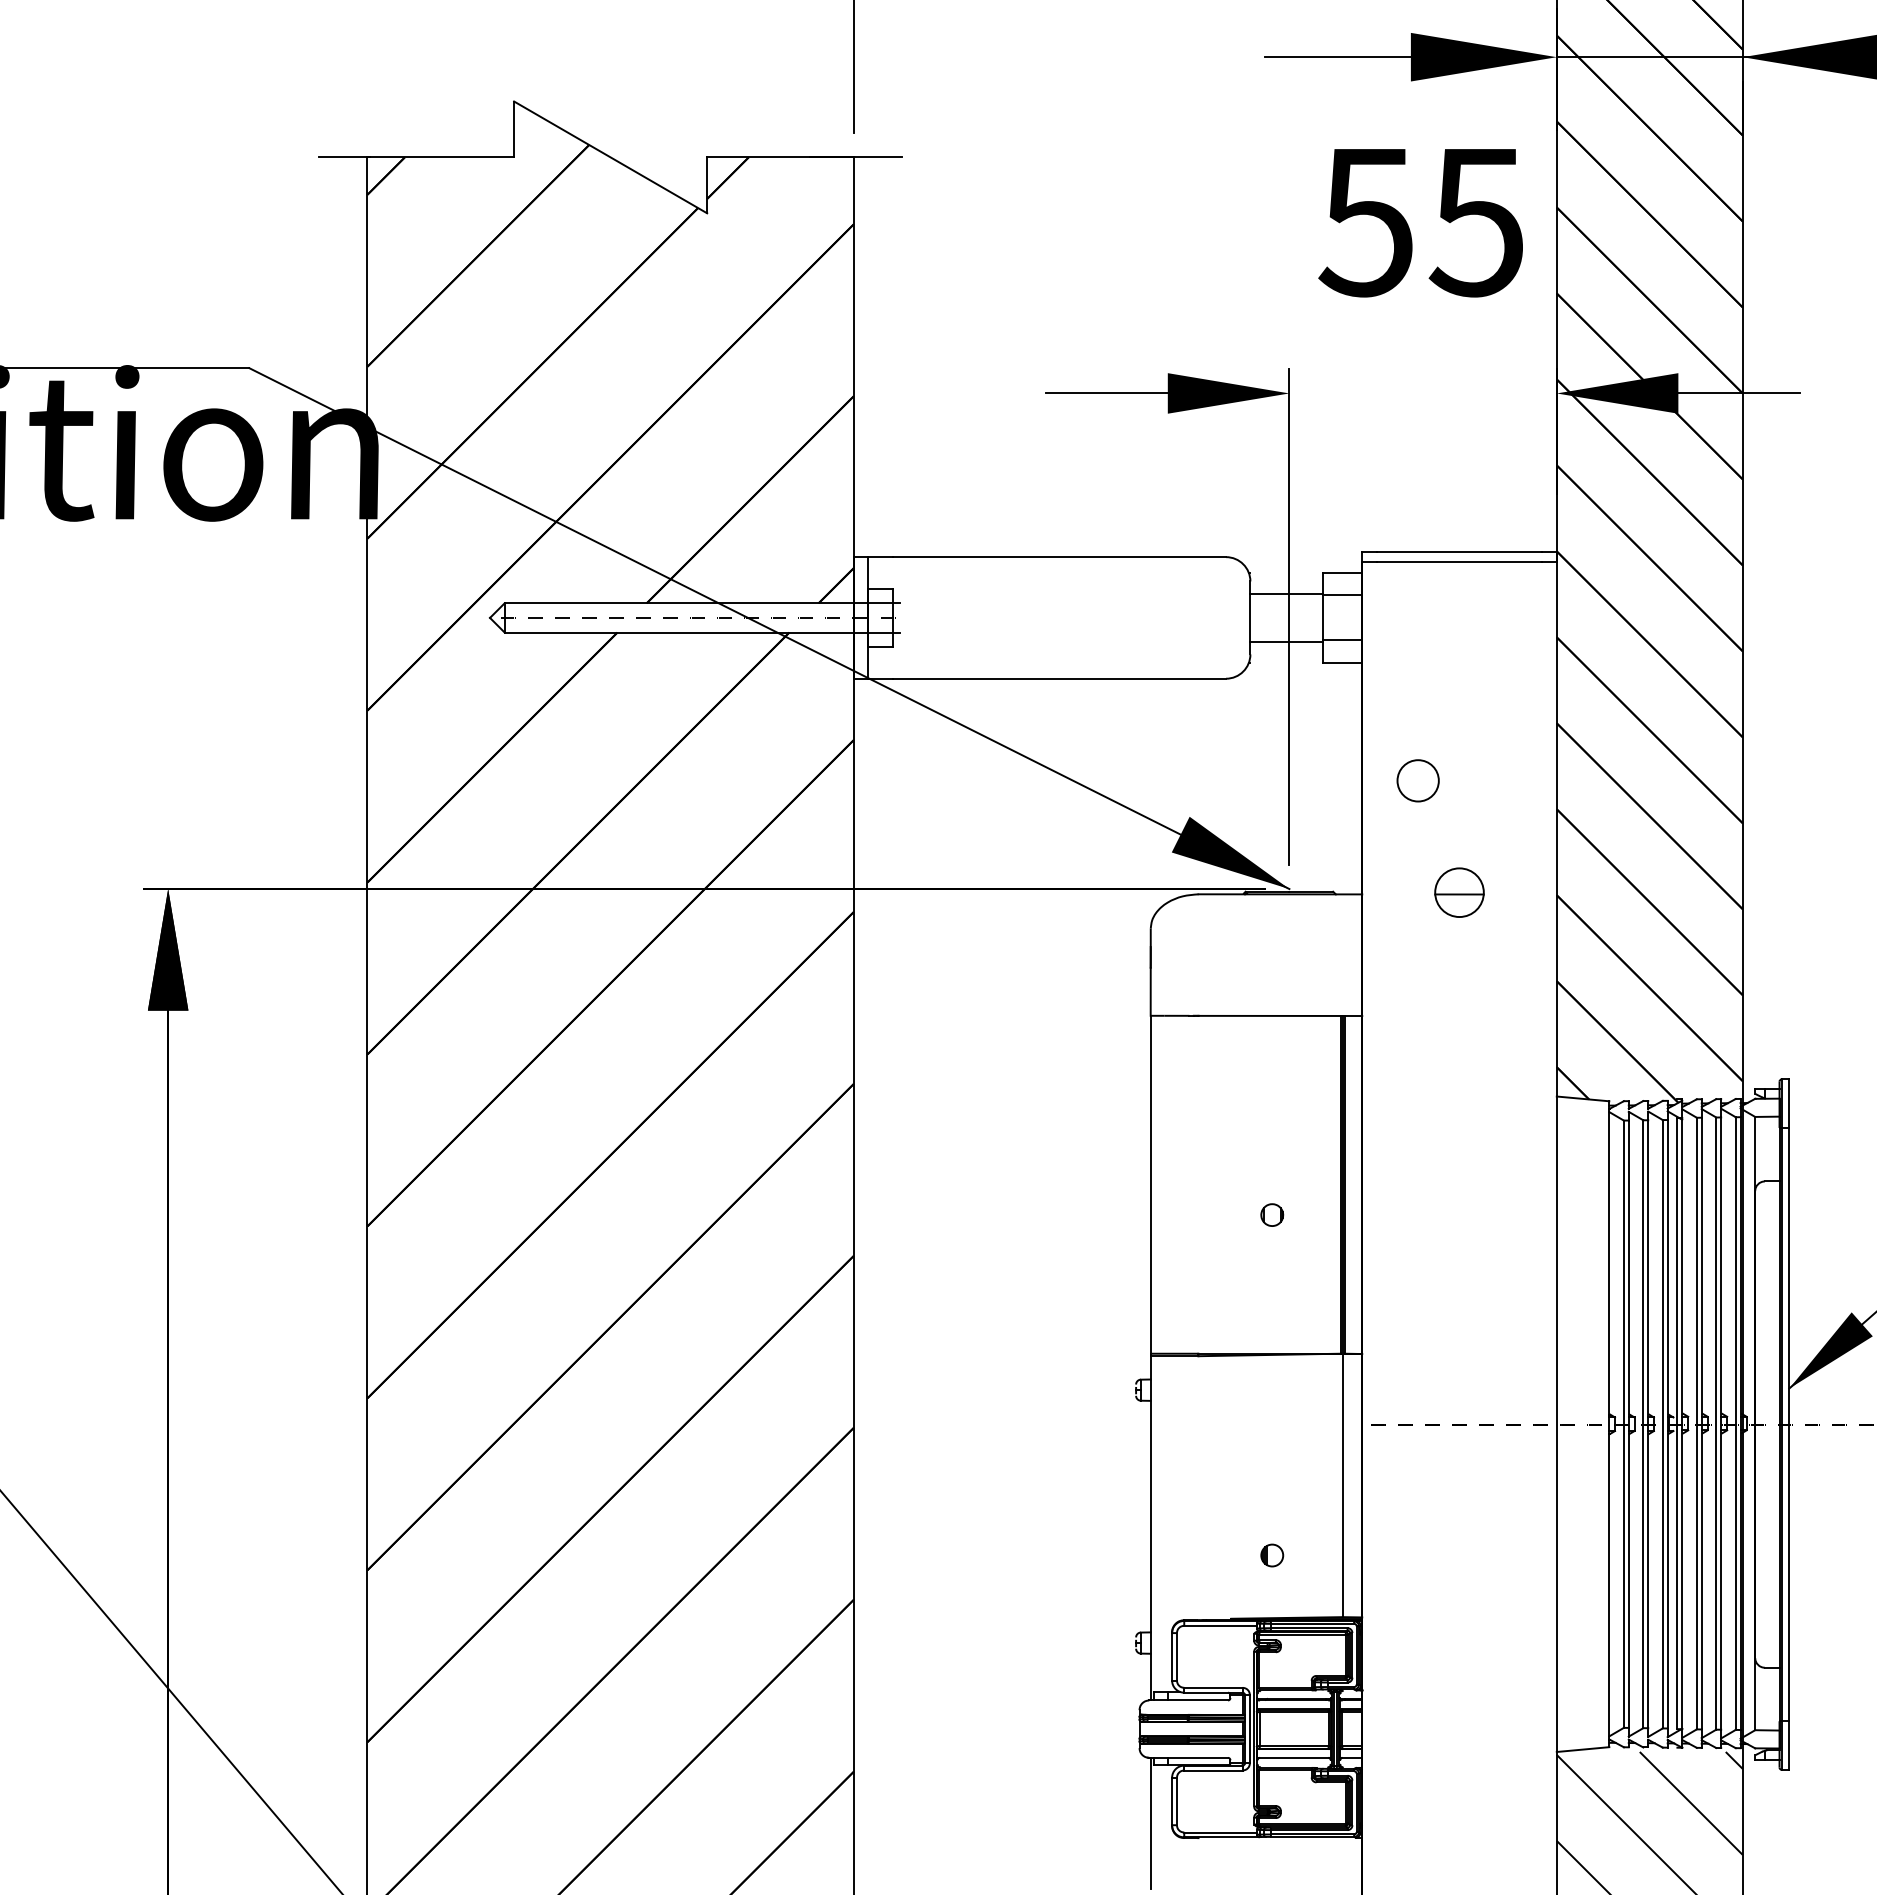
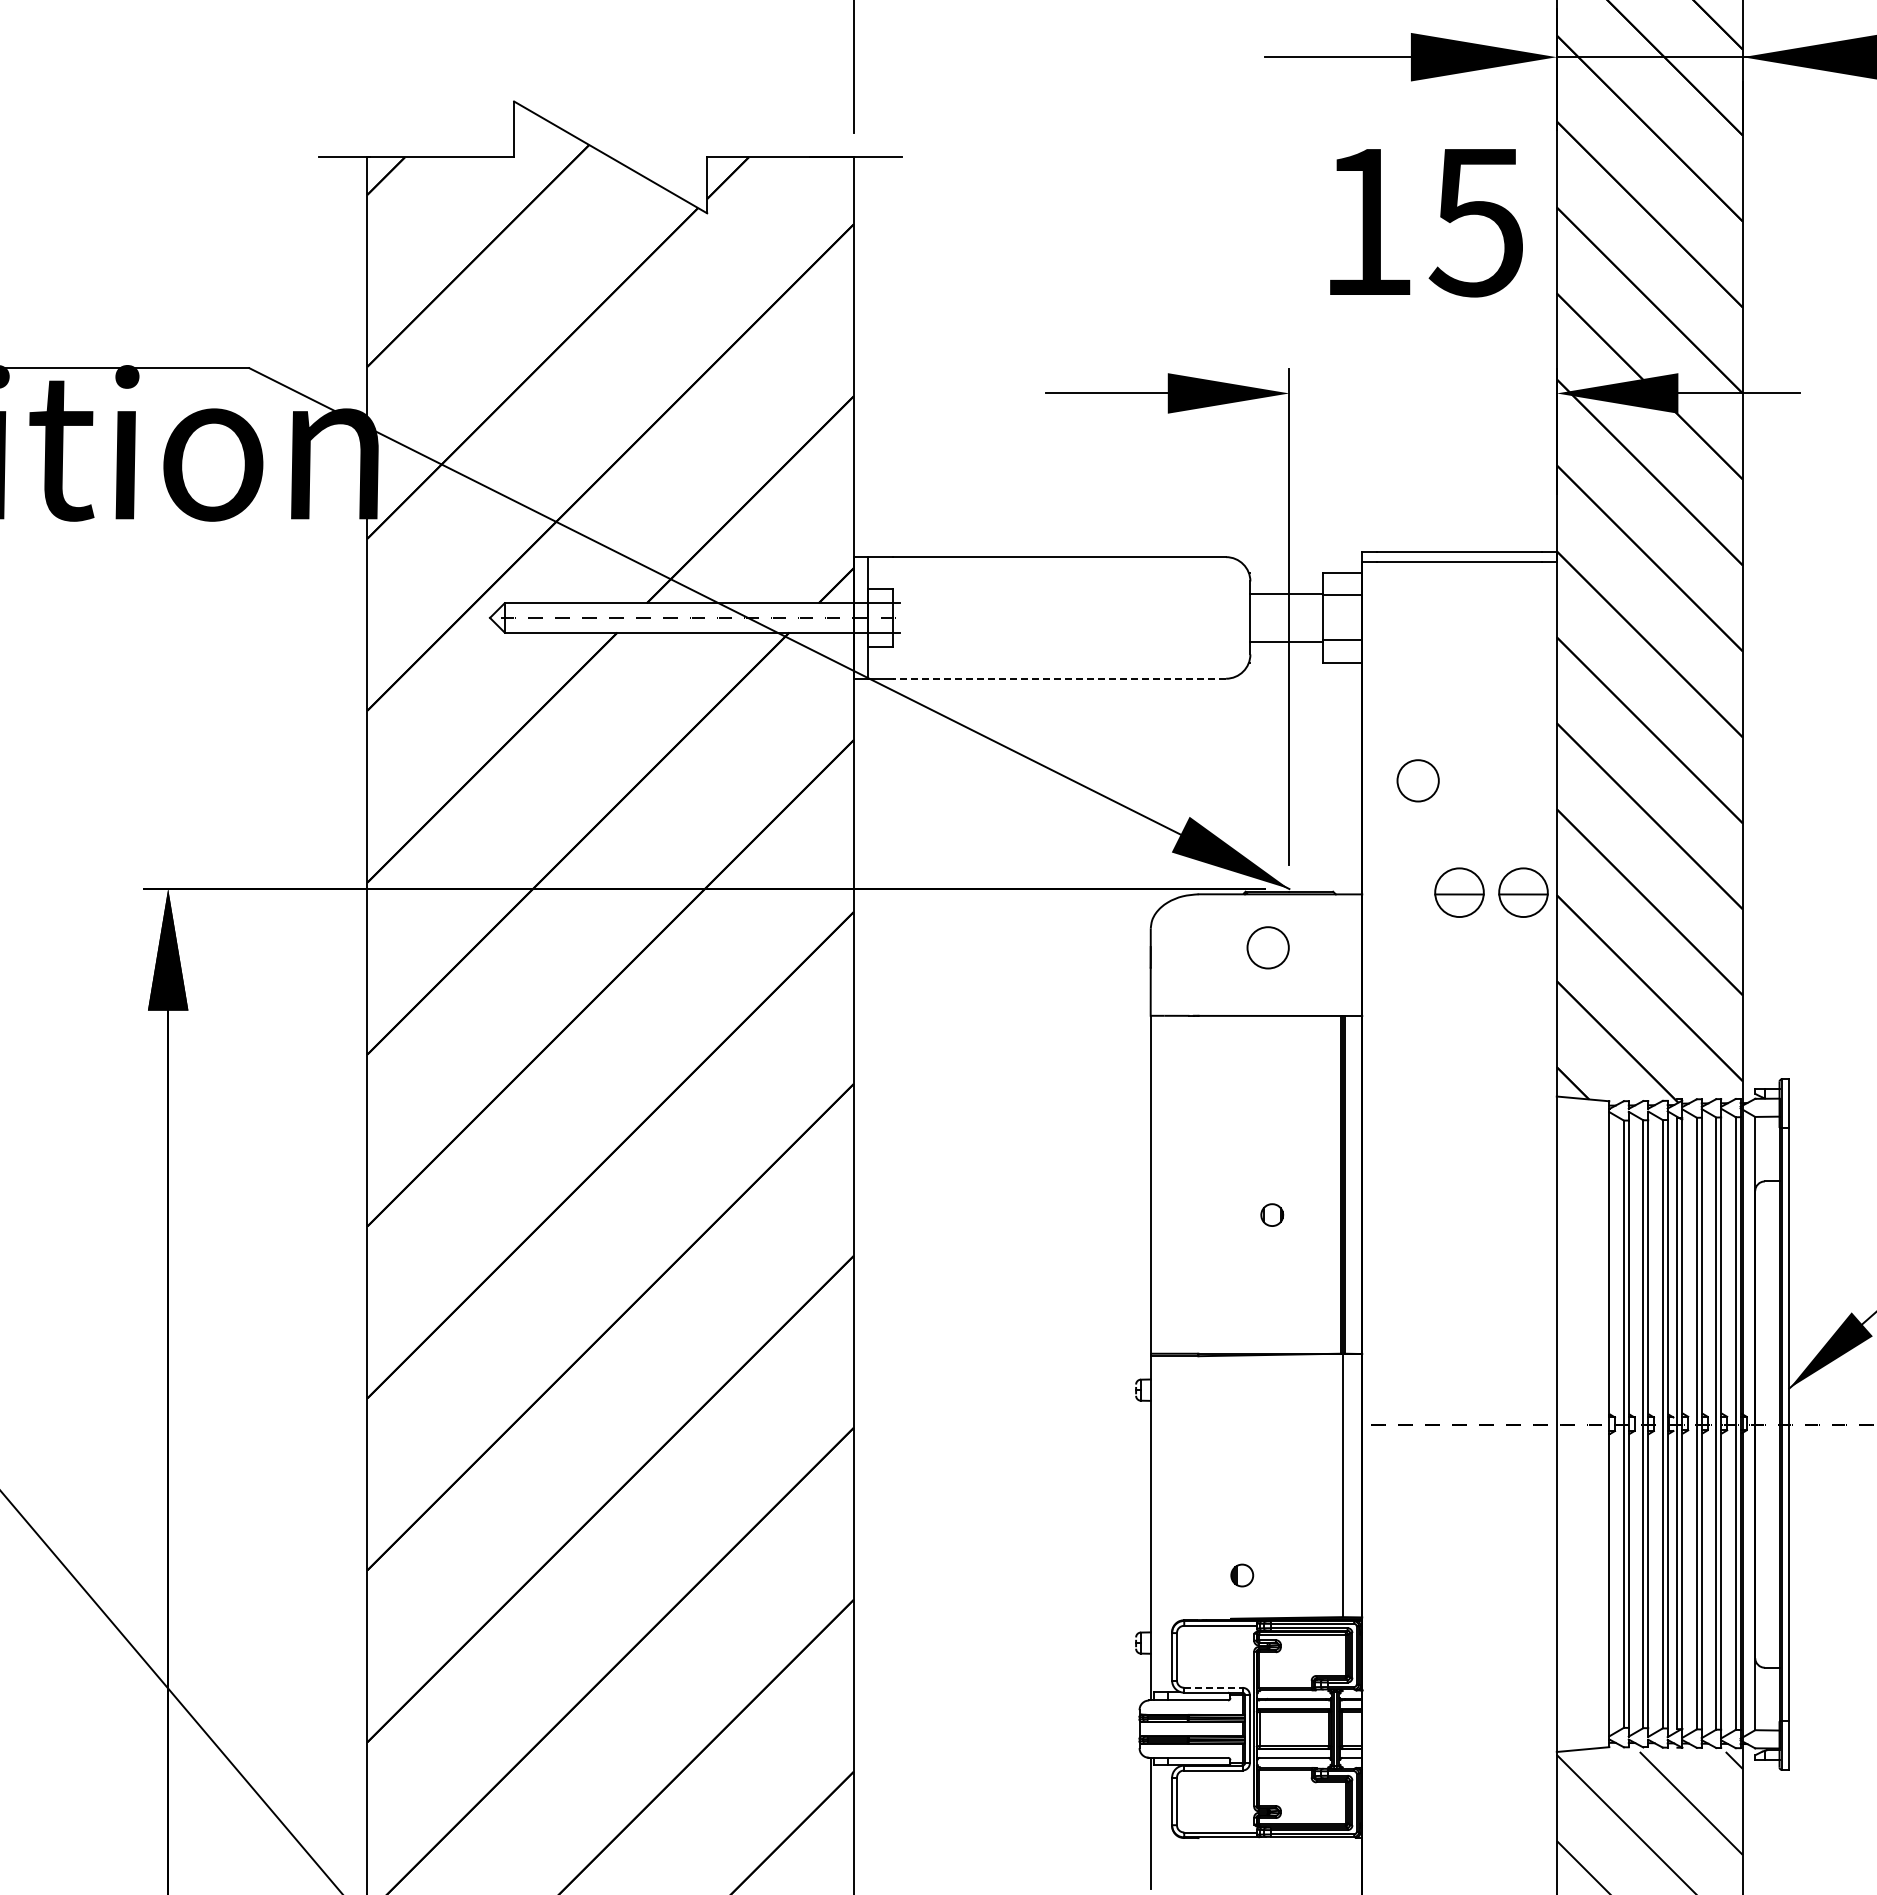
text: 55 -> 15 (1365, 223)
line: solid -> dashed (1059, 678)
part: none -> present (1523, 892)
circle: none -> present (1267, 947)
part position: (1272, 1555) -> (1242, 1575) (1242, 1575)
line: solid -> dashed (1213, 1687)
